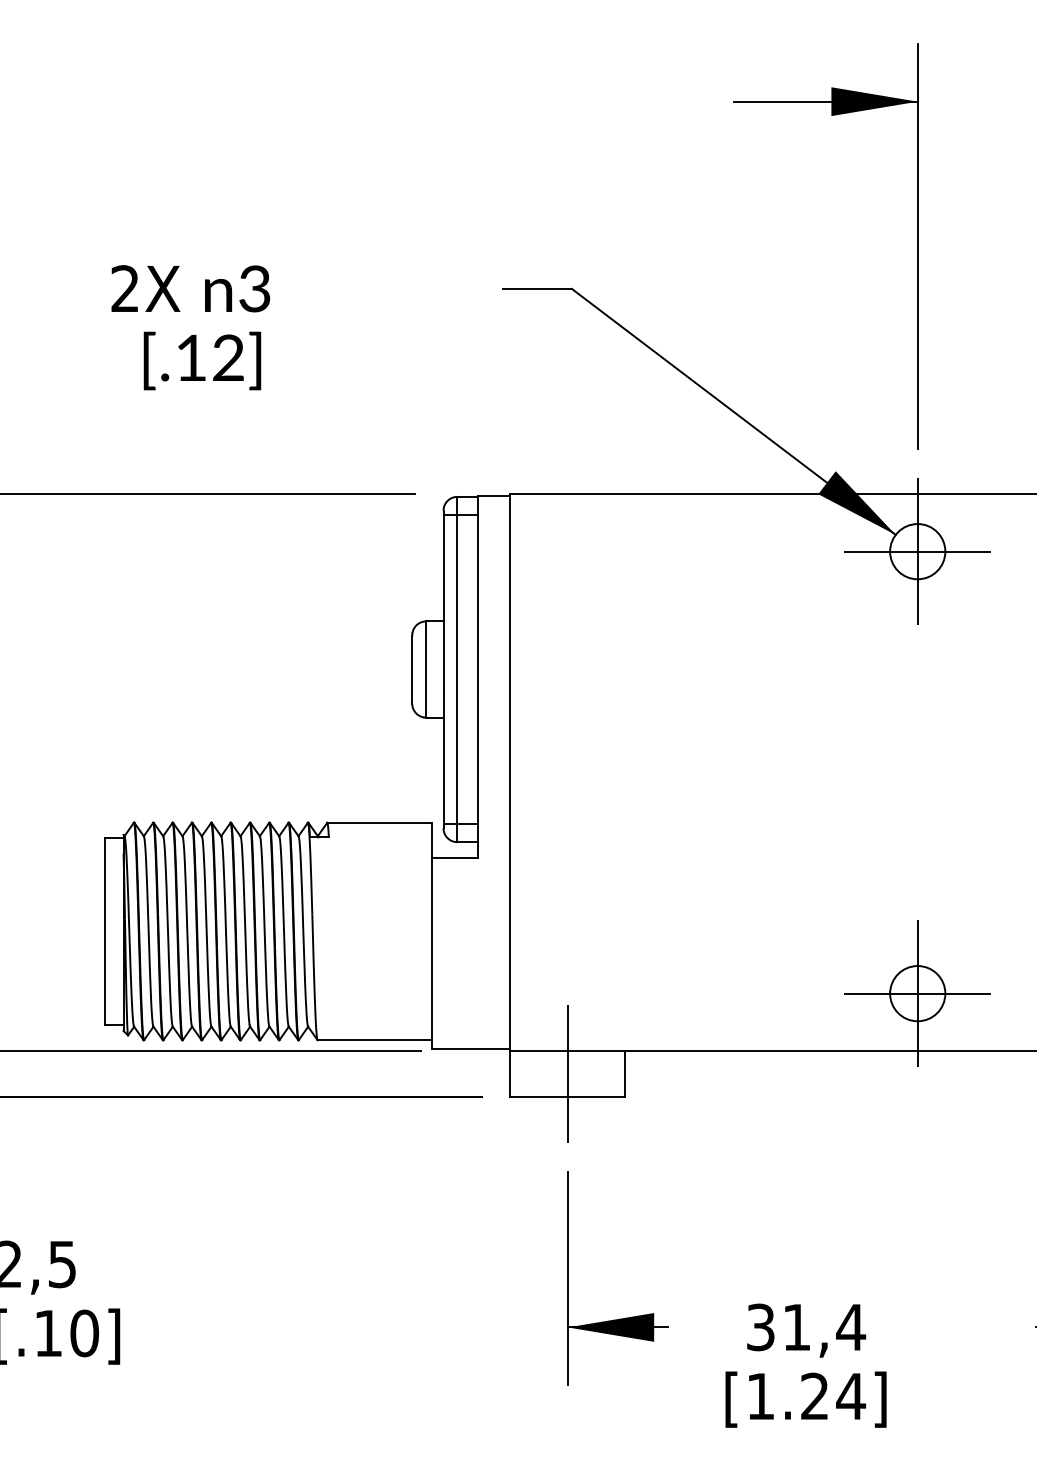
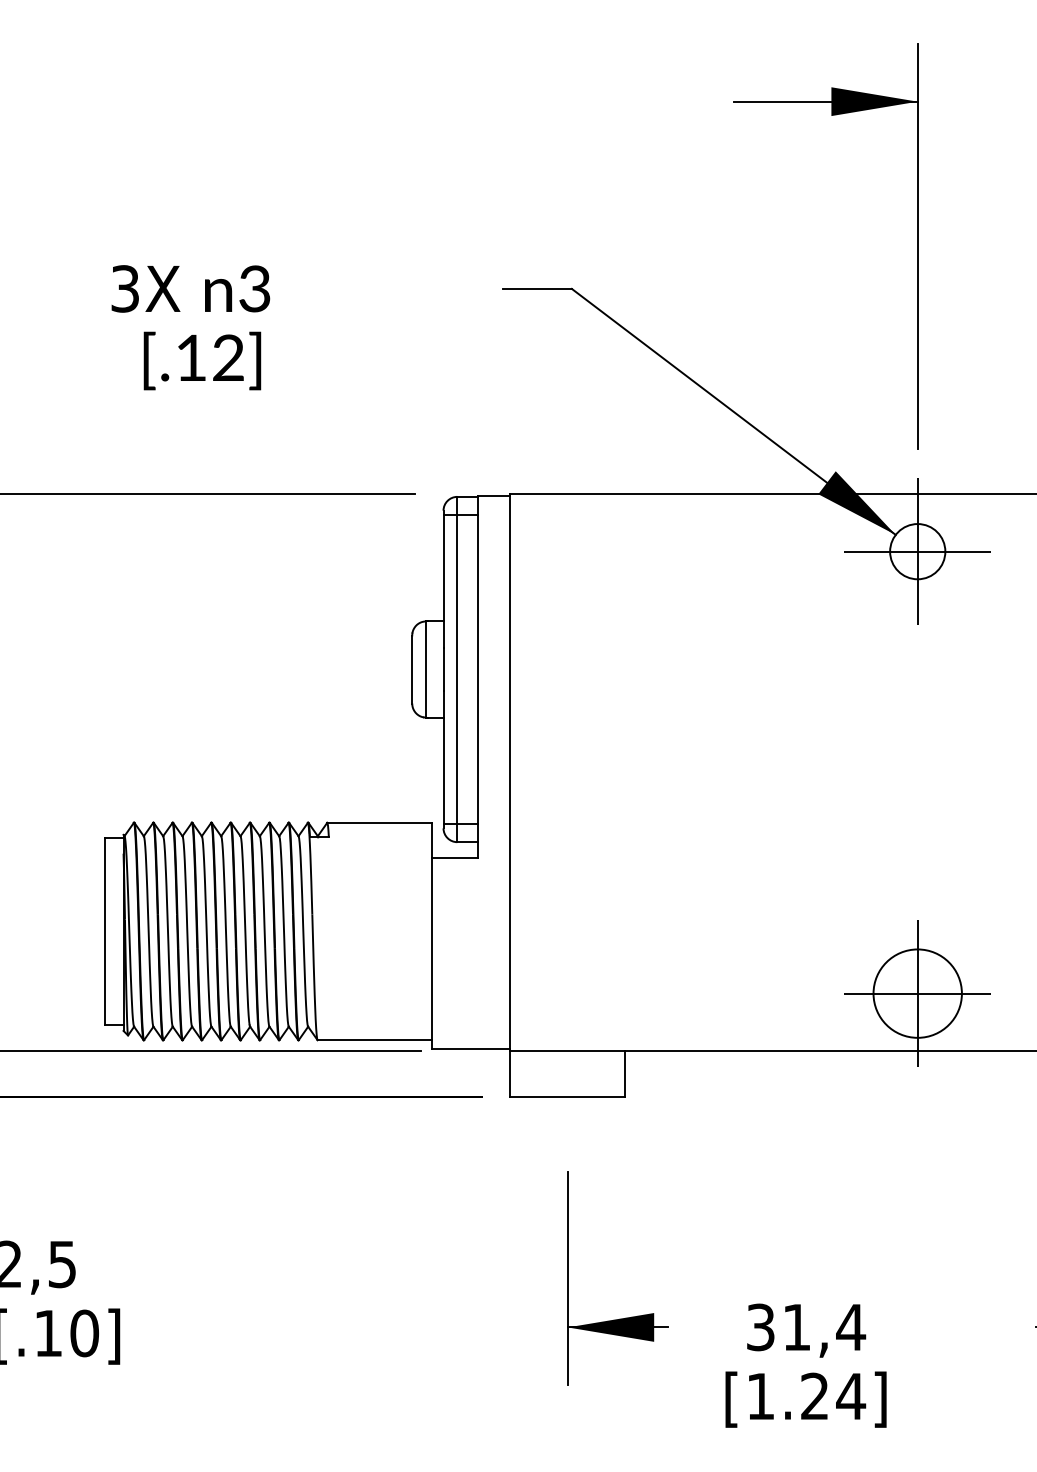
text: 2X -> 3X (124, 288)
circle diameter: 55 px -> 88 px (917, 993)
line: present -> none (567, 1074)
